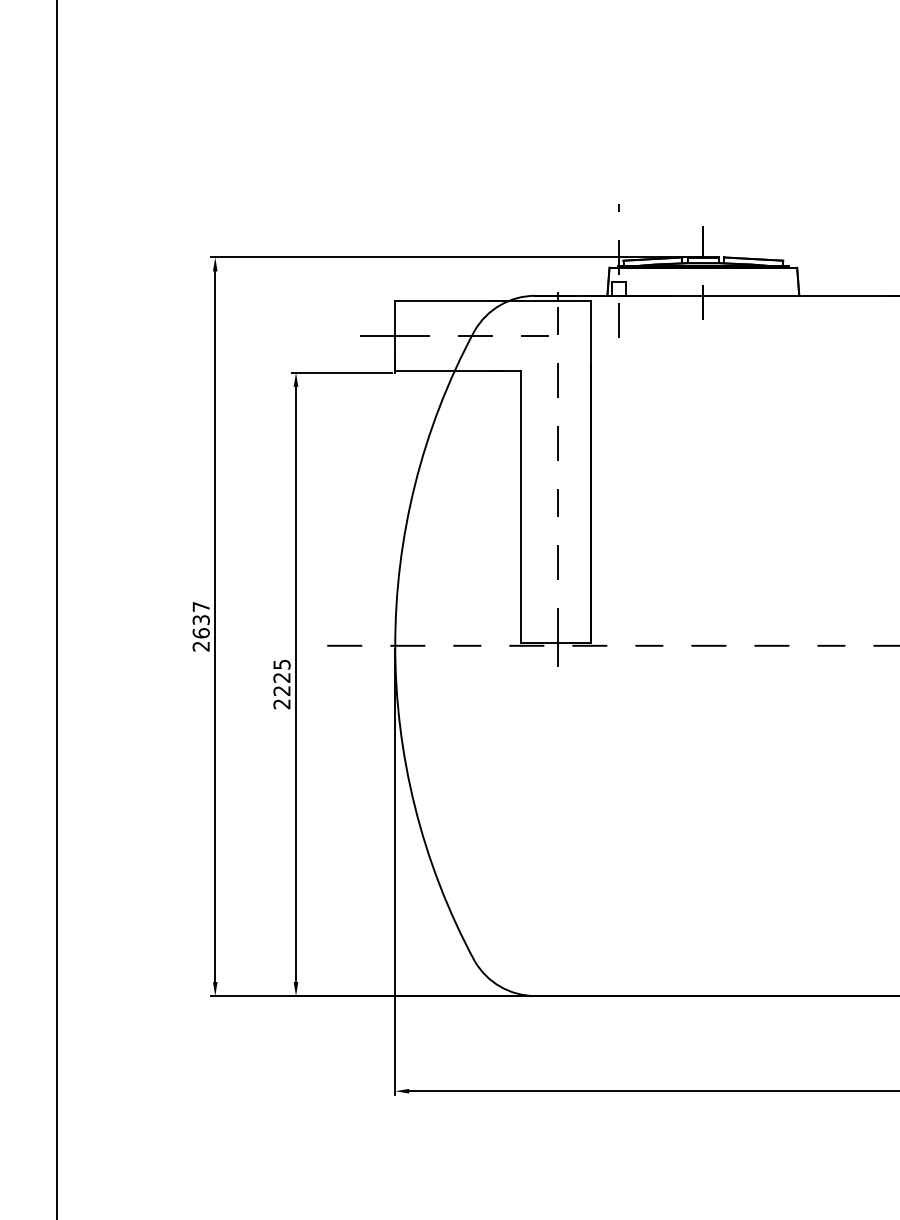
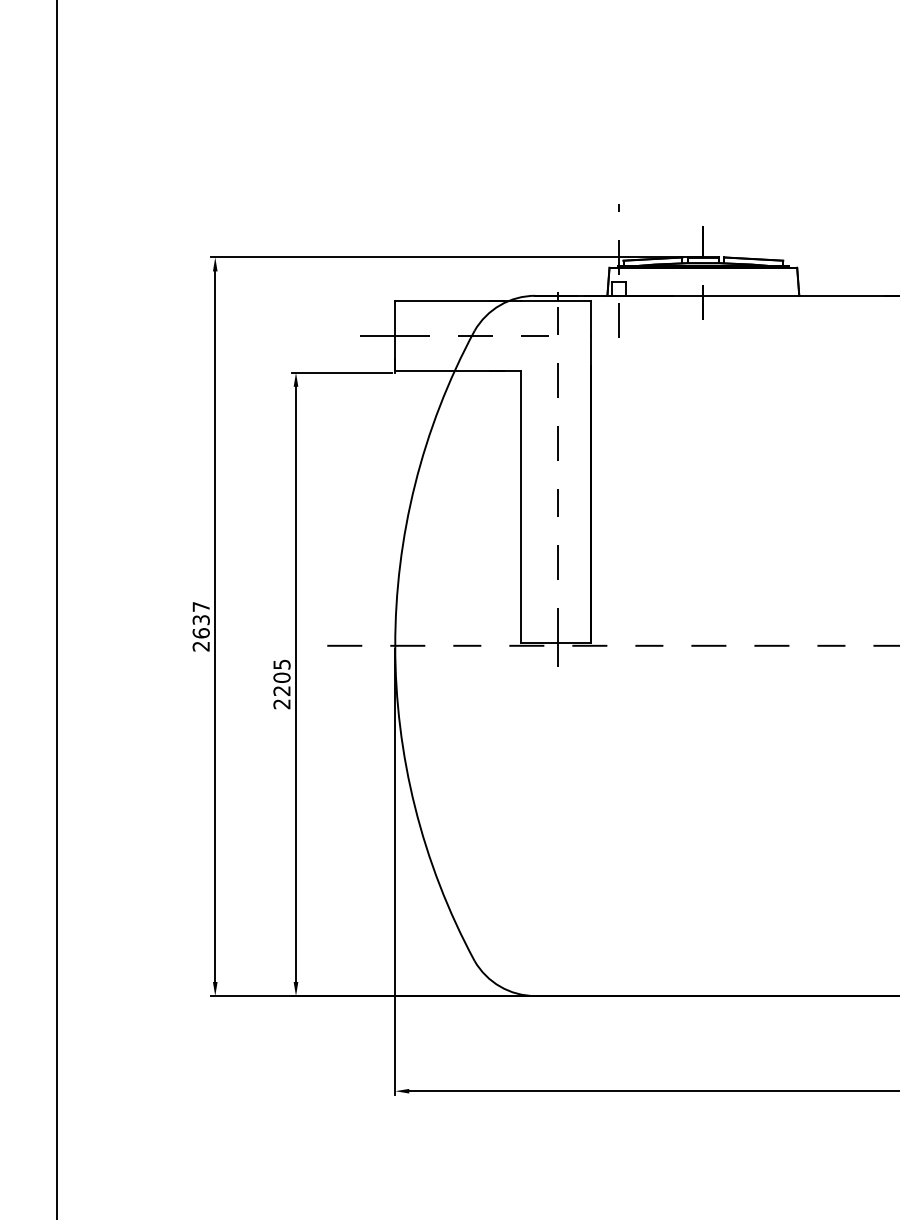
text: 2225 -> 2205 (281, 677)
